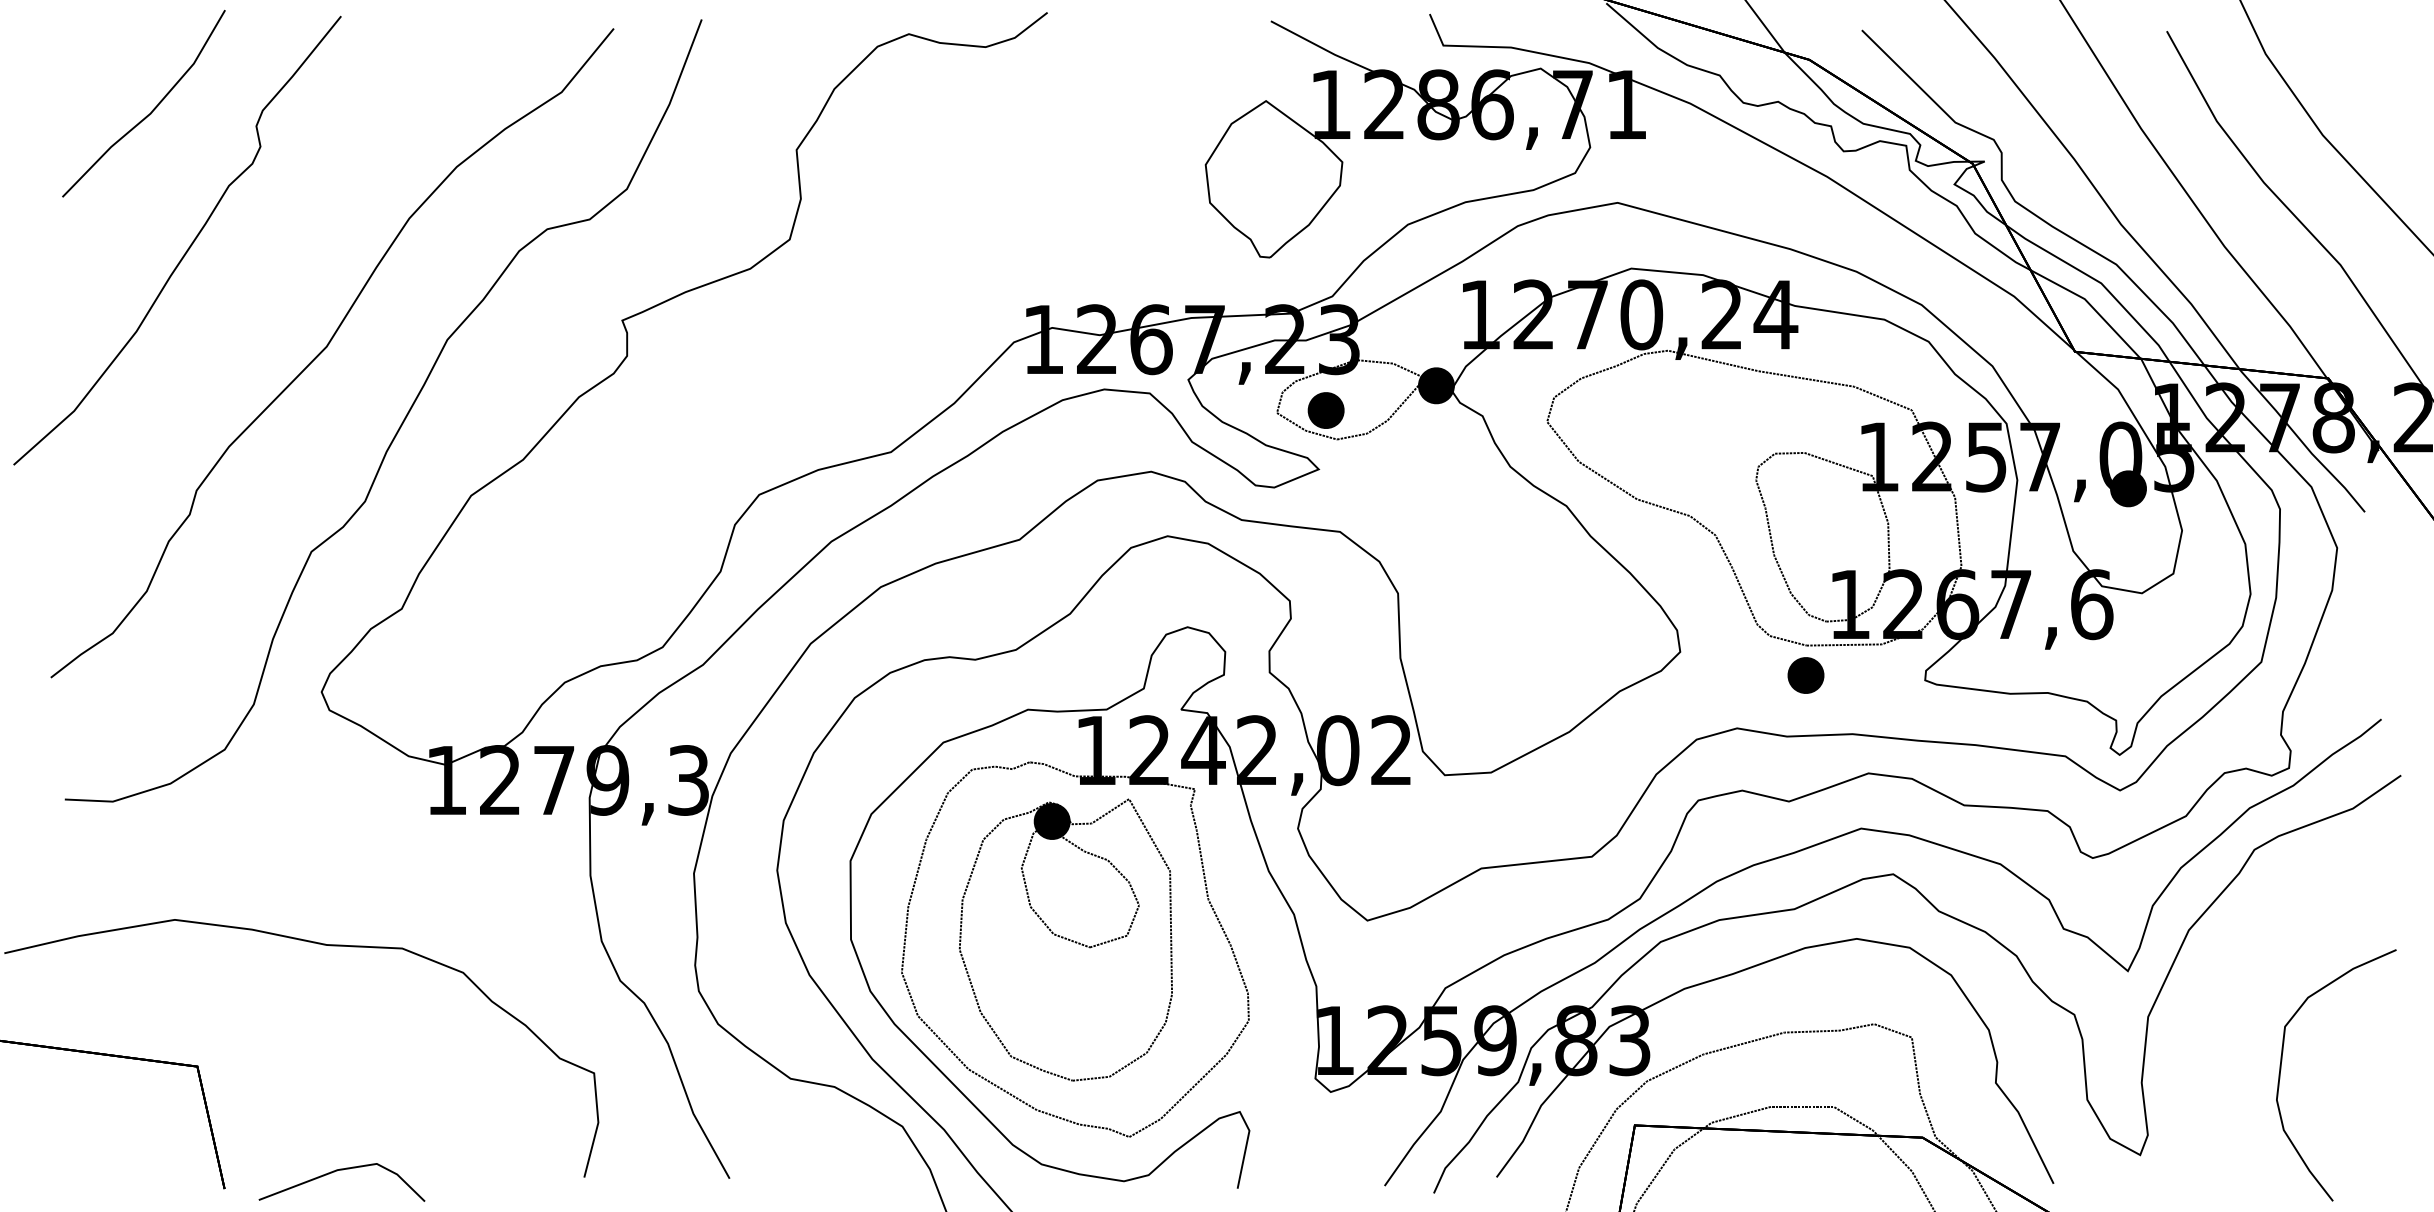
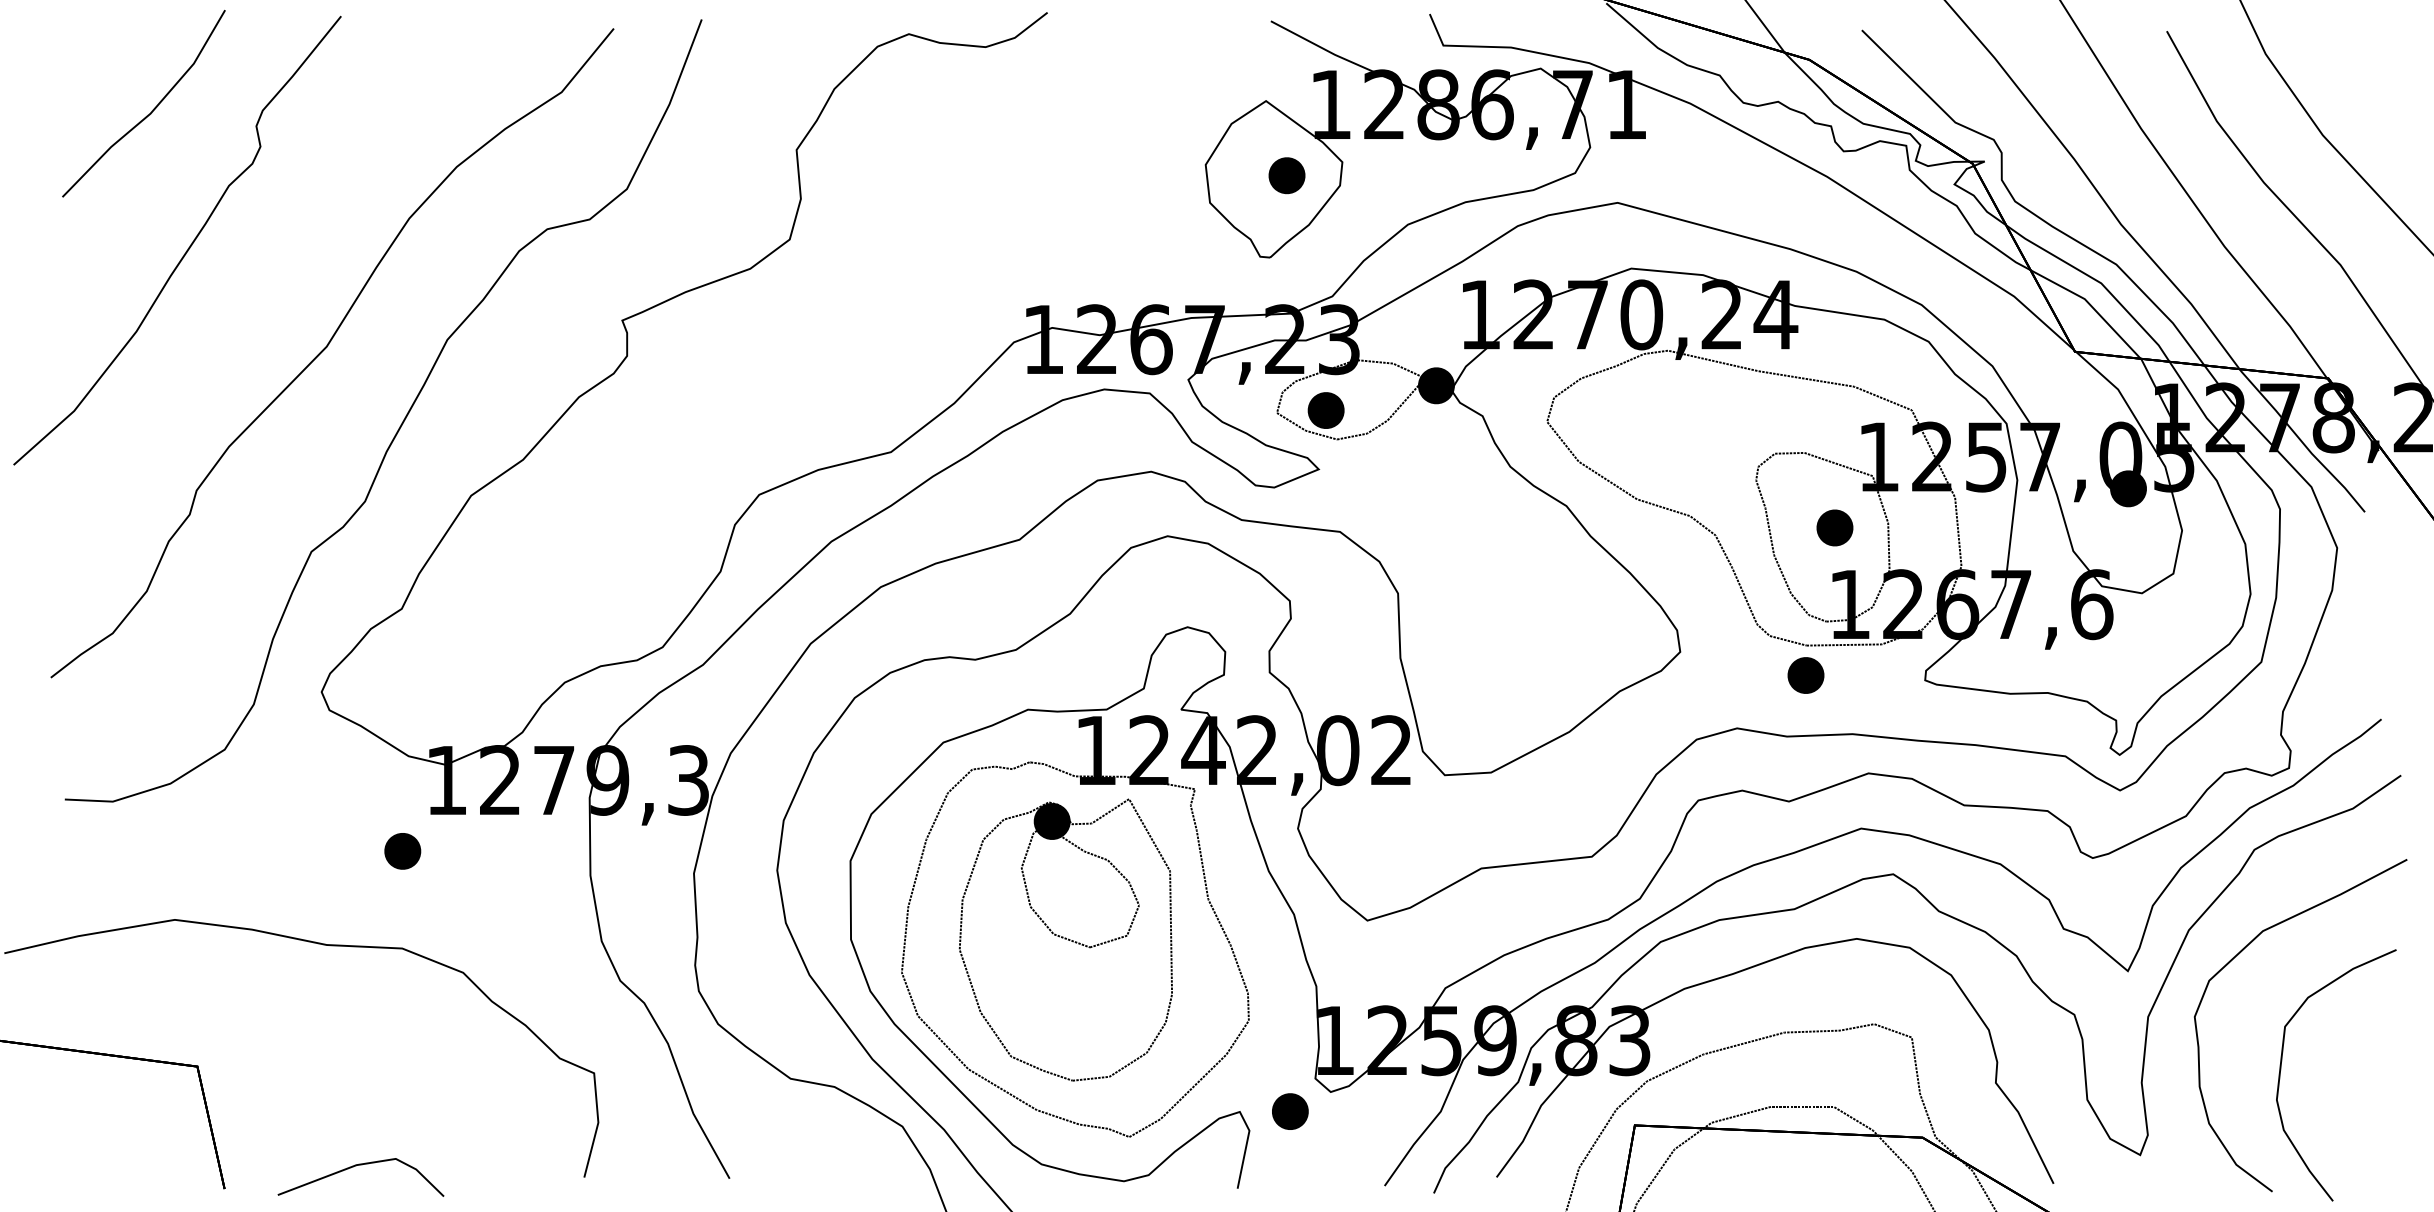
part: none -> present (1286, 175)
part: none -> present (1834, 527)
part: none -> present (402, 851)
curve: none -> present (2238, 955)
part: none -> present (1290, 1111)
line position: (337, 1171) -> (356, 1166) (356, 1166)
